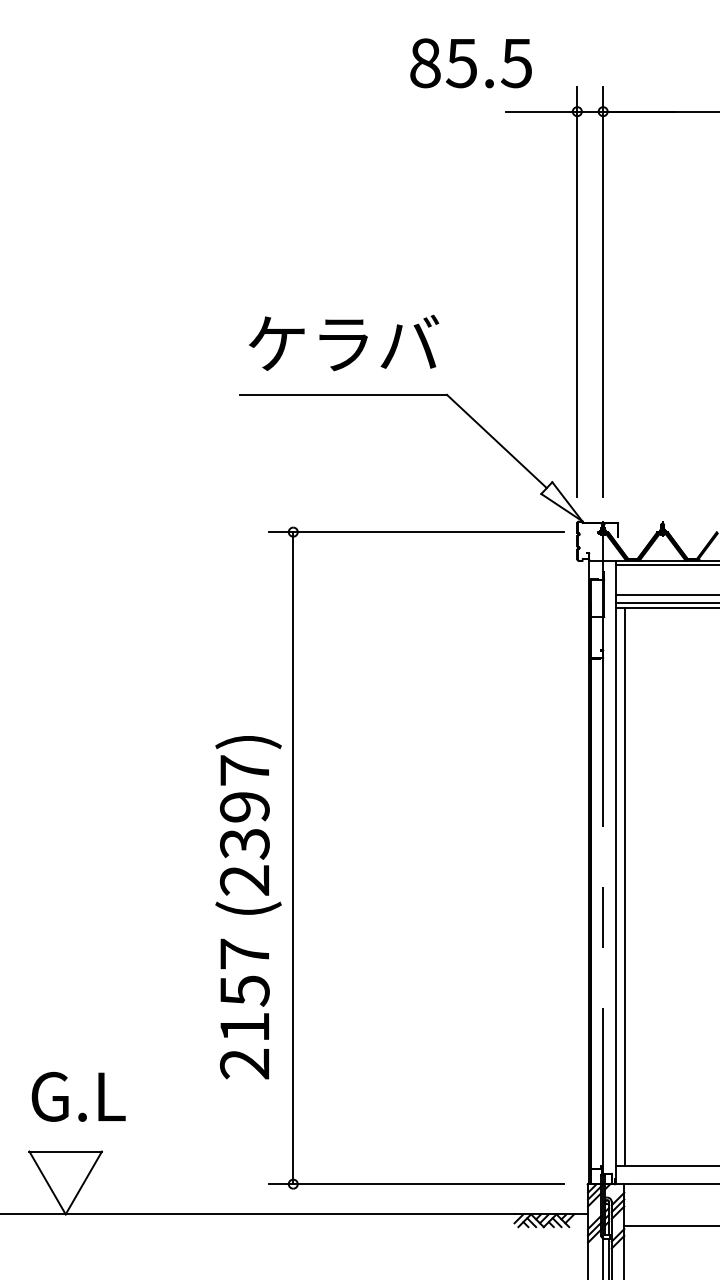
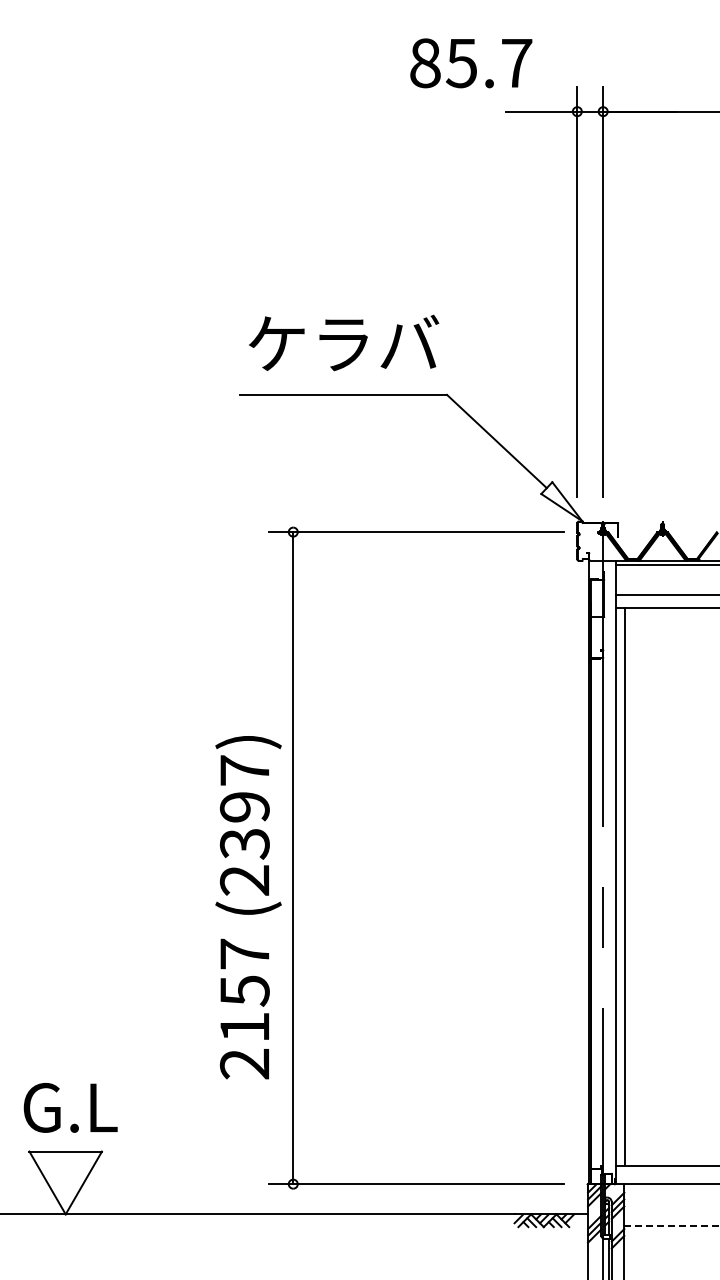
text: 85.5 -> 85.7 (516, 63)
line: present -> none (666, 603)
text position: (78, 1096) -> (70, 1107) (70, 1107)
line: solid -> dashed (672, 1226)
